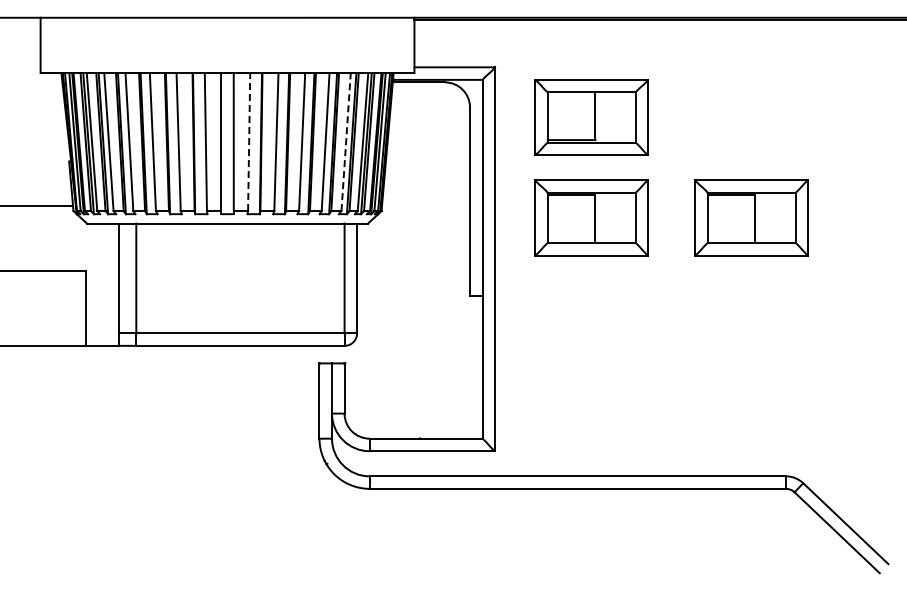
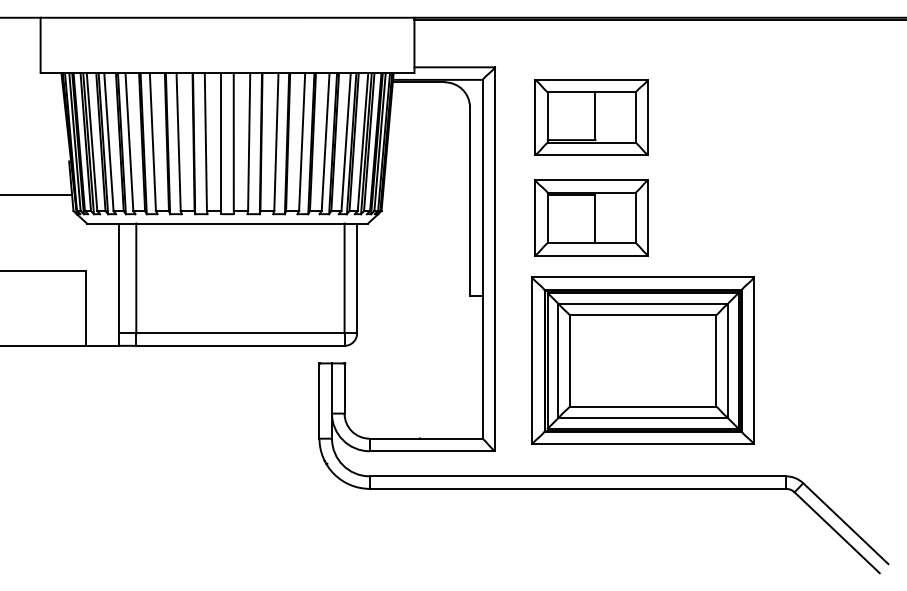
line: dashed -> solid (249, 141)
line: dashed -> solid (346, 141)
line position: (37, 206) -> (37, 195) (37, 195)
part: present -> none (751, 217)
part: none -> present (642, 360)
